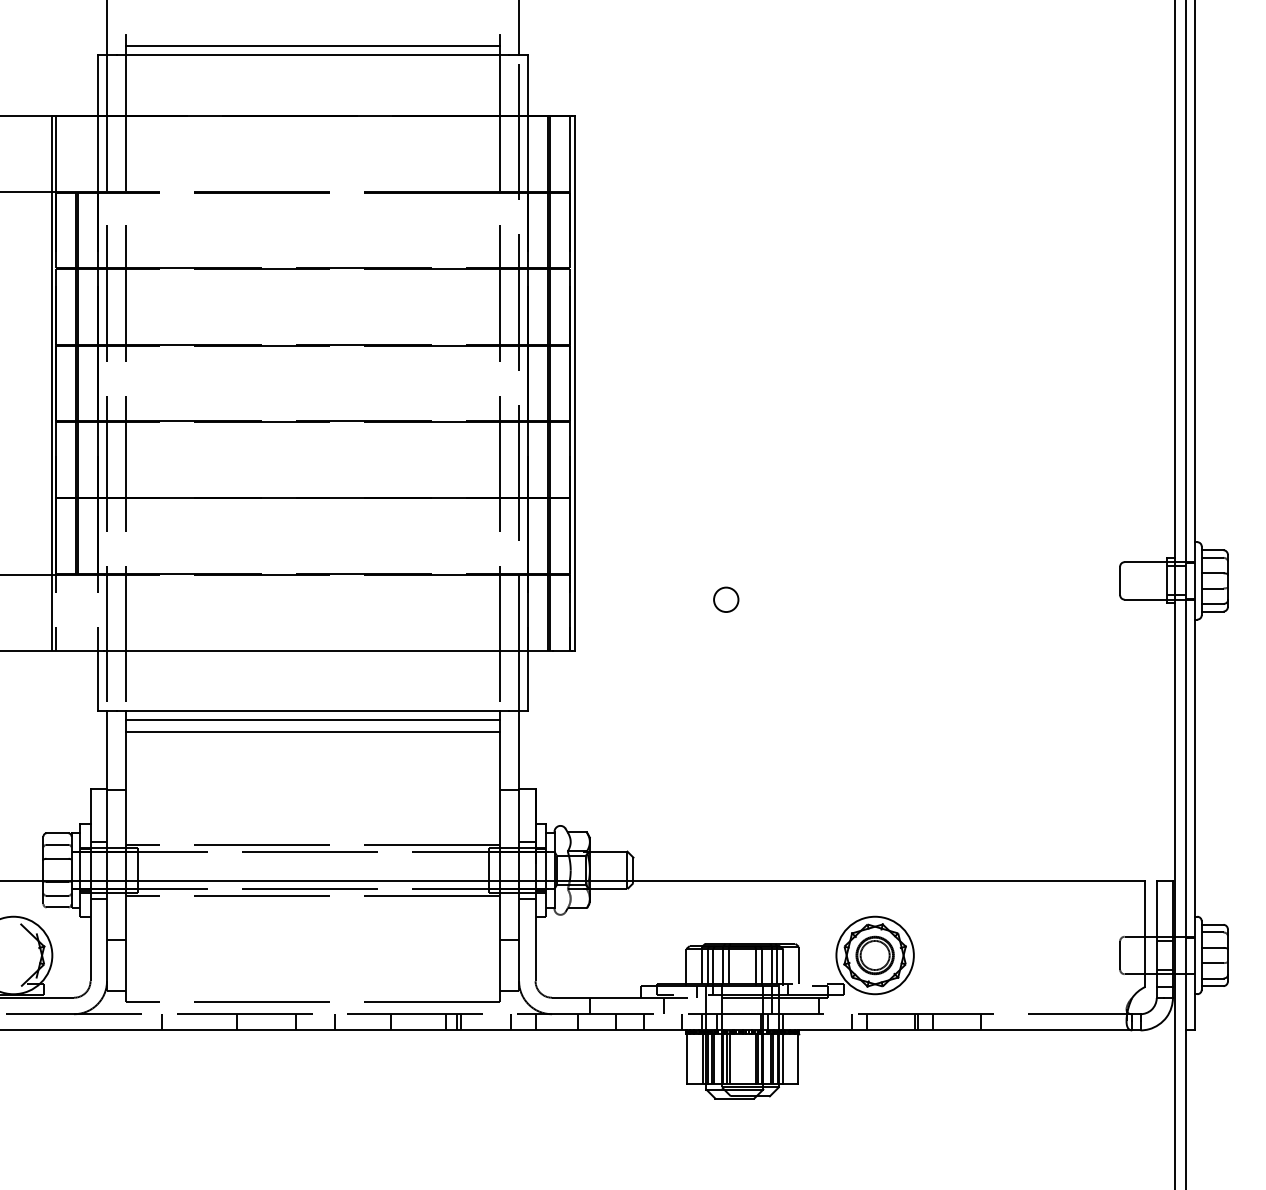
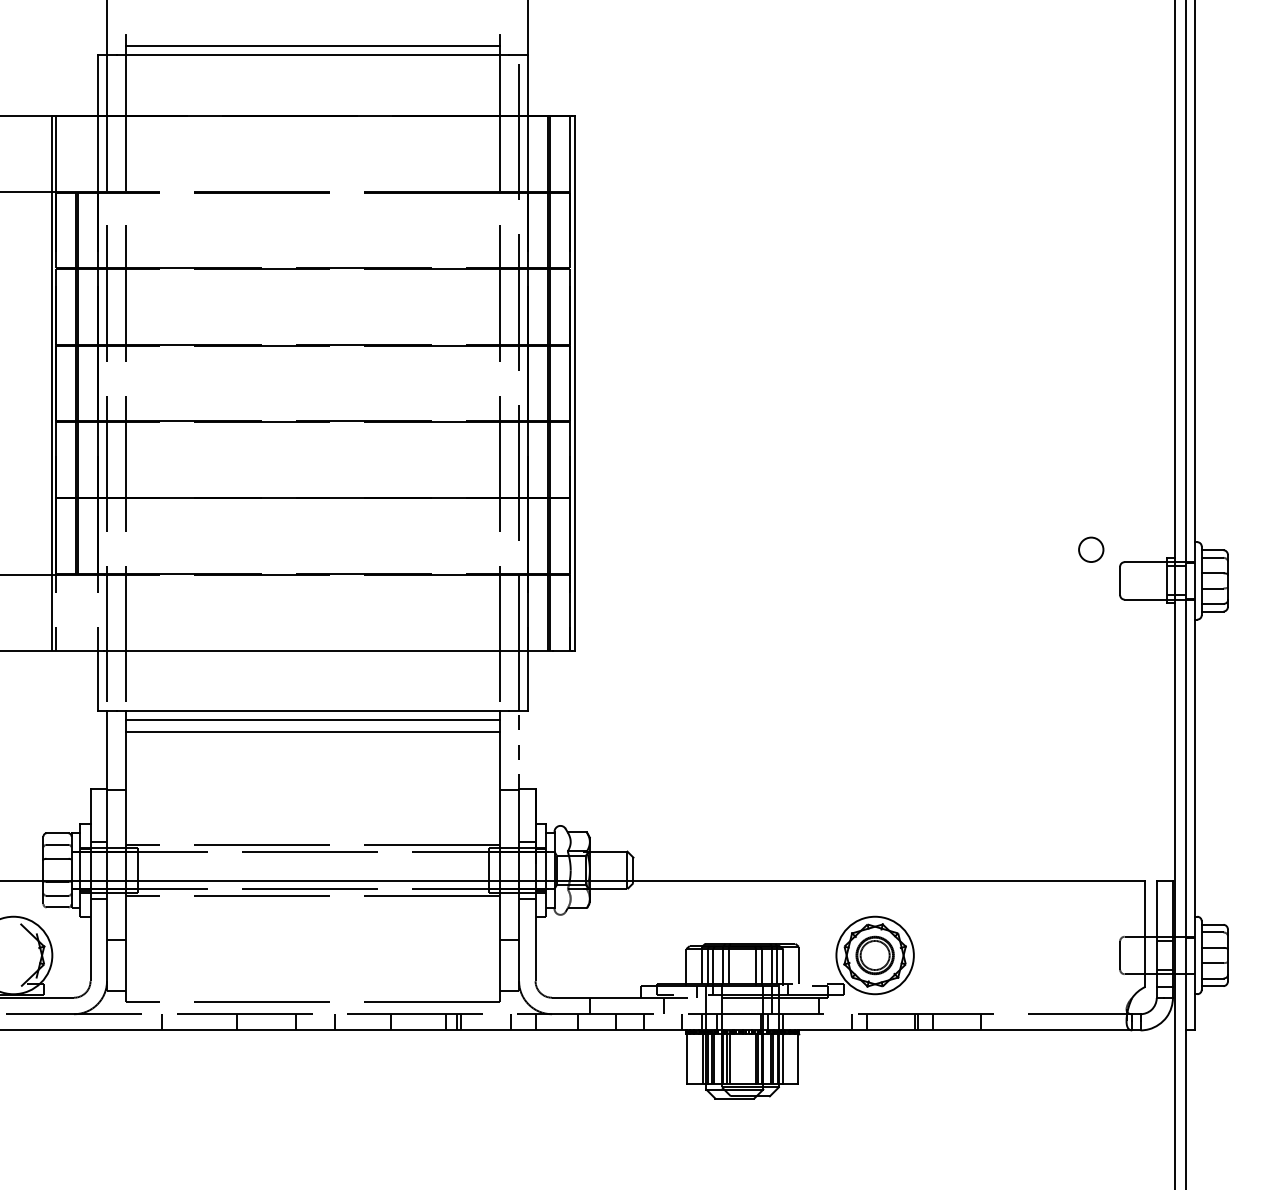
line position: (519, 28) -> (528, 28) (528, 28)
circle position: (726, 599) -> (1091, 549) (1091, 549)
line: solid -> dashed (519, 749)
